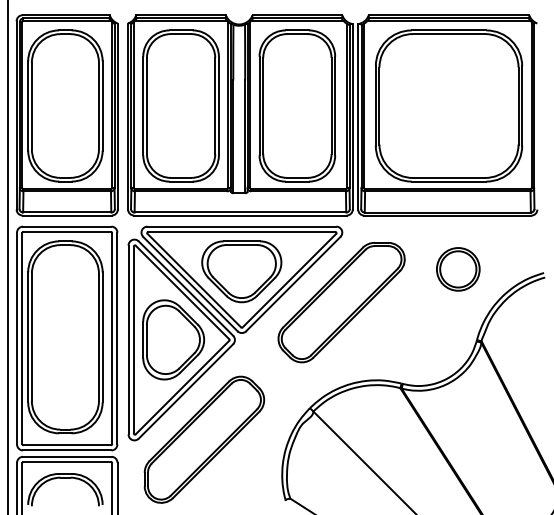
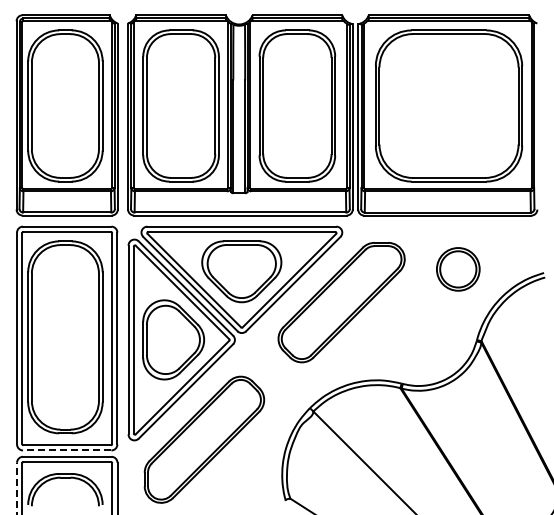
line: present -> none (7, 256)
line: solid -> dashed (66, 450)
line: solid -> dashed (17, 488)
